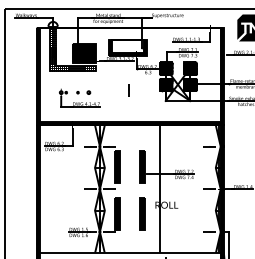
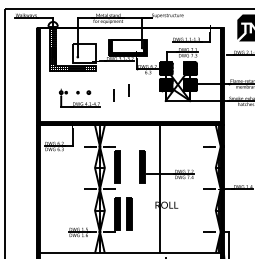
hatch: present -> none (83, 53)
line: none -> present (113, 95)
part position: (142, 213) -> (129, 213) (129, 213)
